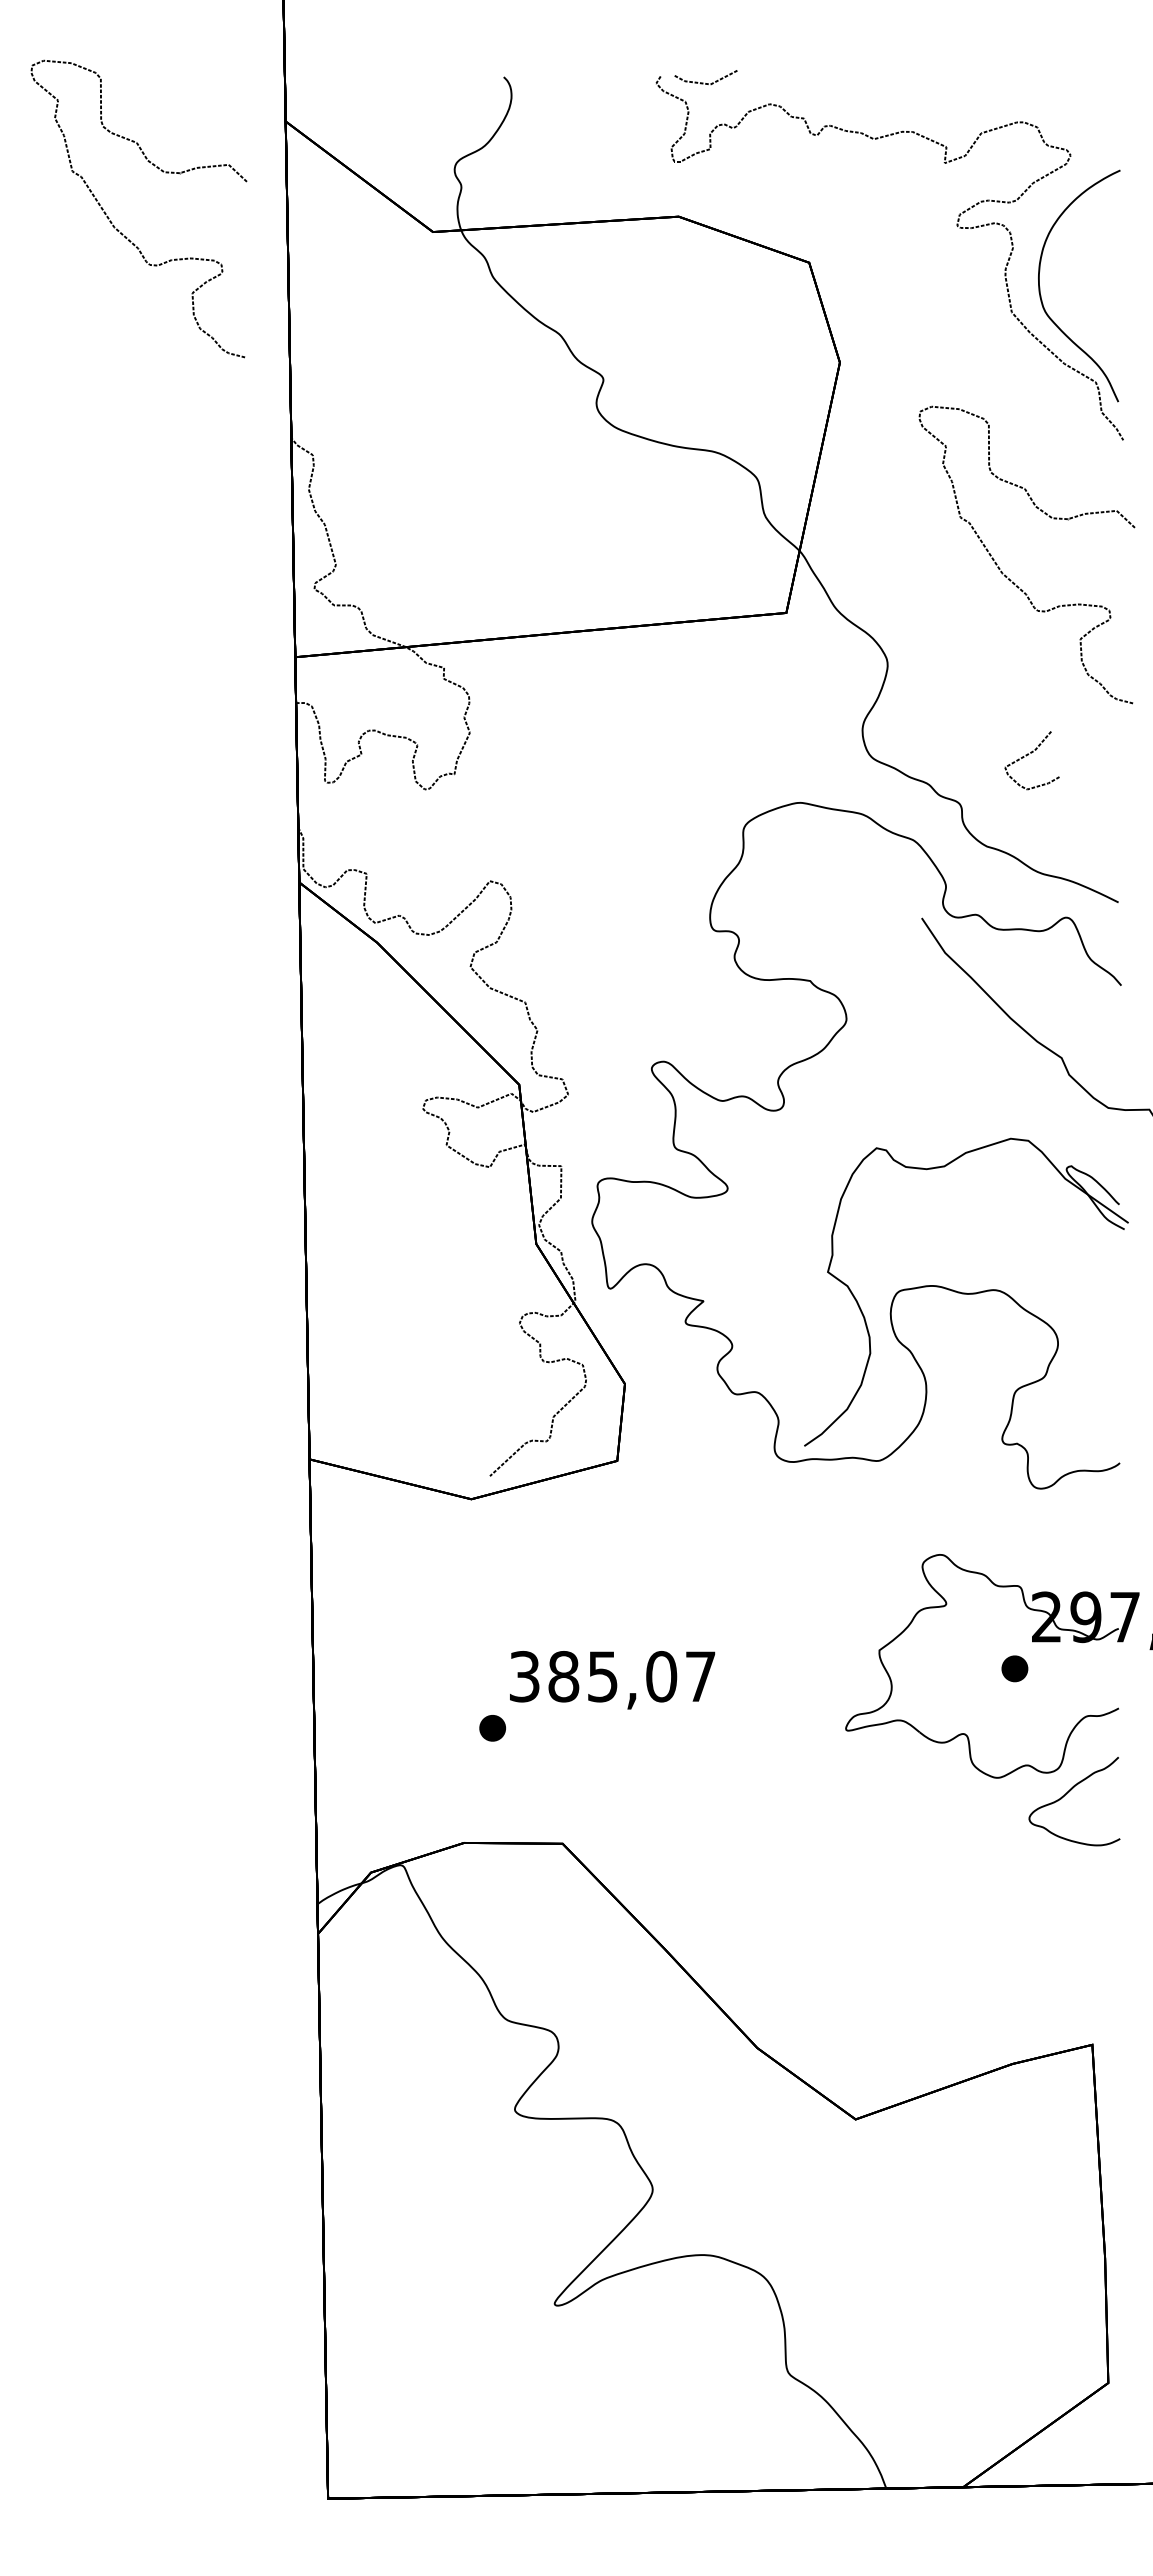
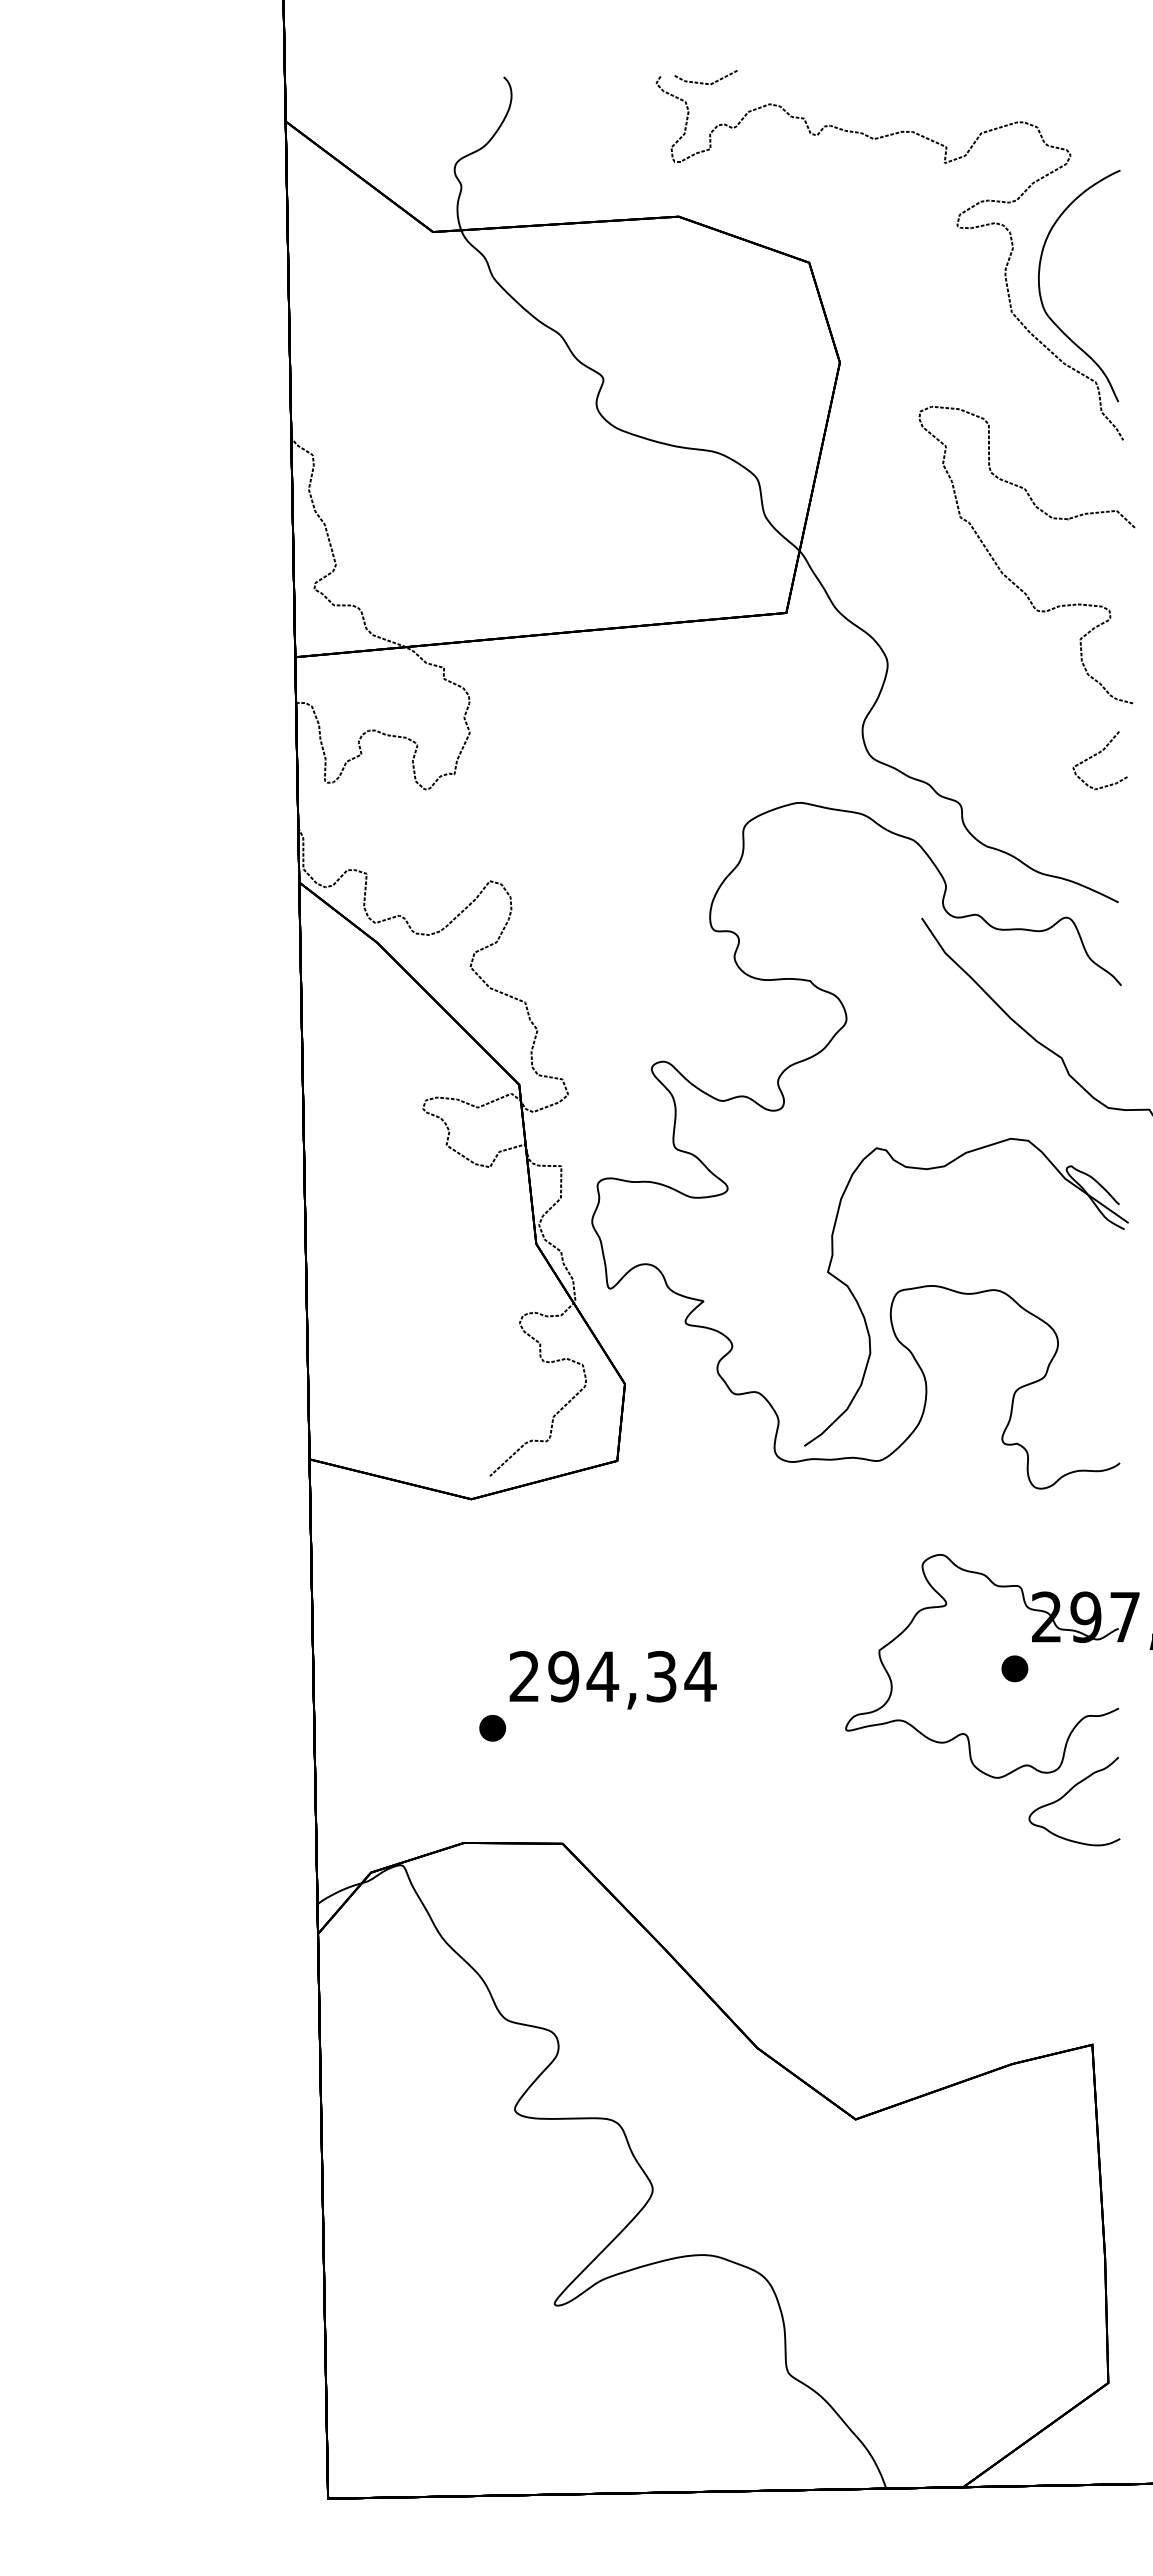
curve: present -> none (117, 228)
curve position: (1028, 755) -> (1096, 755) (1096, 755)
text: 385,07 -> 294,34 (612, 1676)
